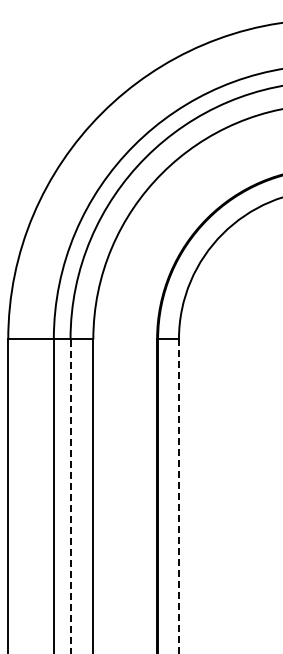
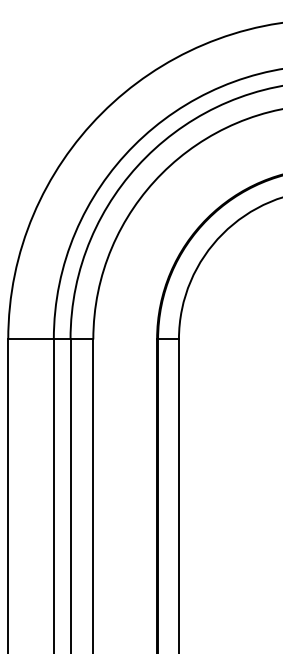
line: dashed -> solid (70, 496)
line: dashed -> solid (178, 496)
